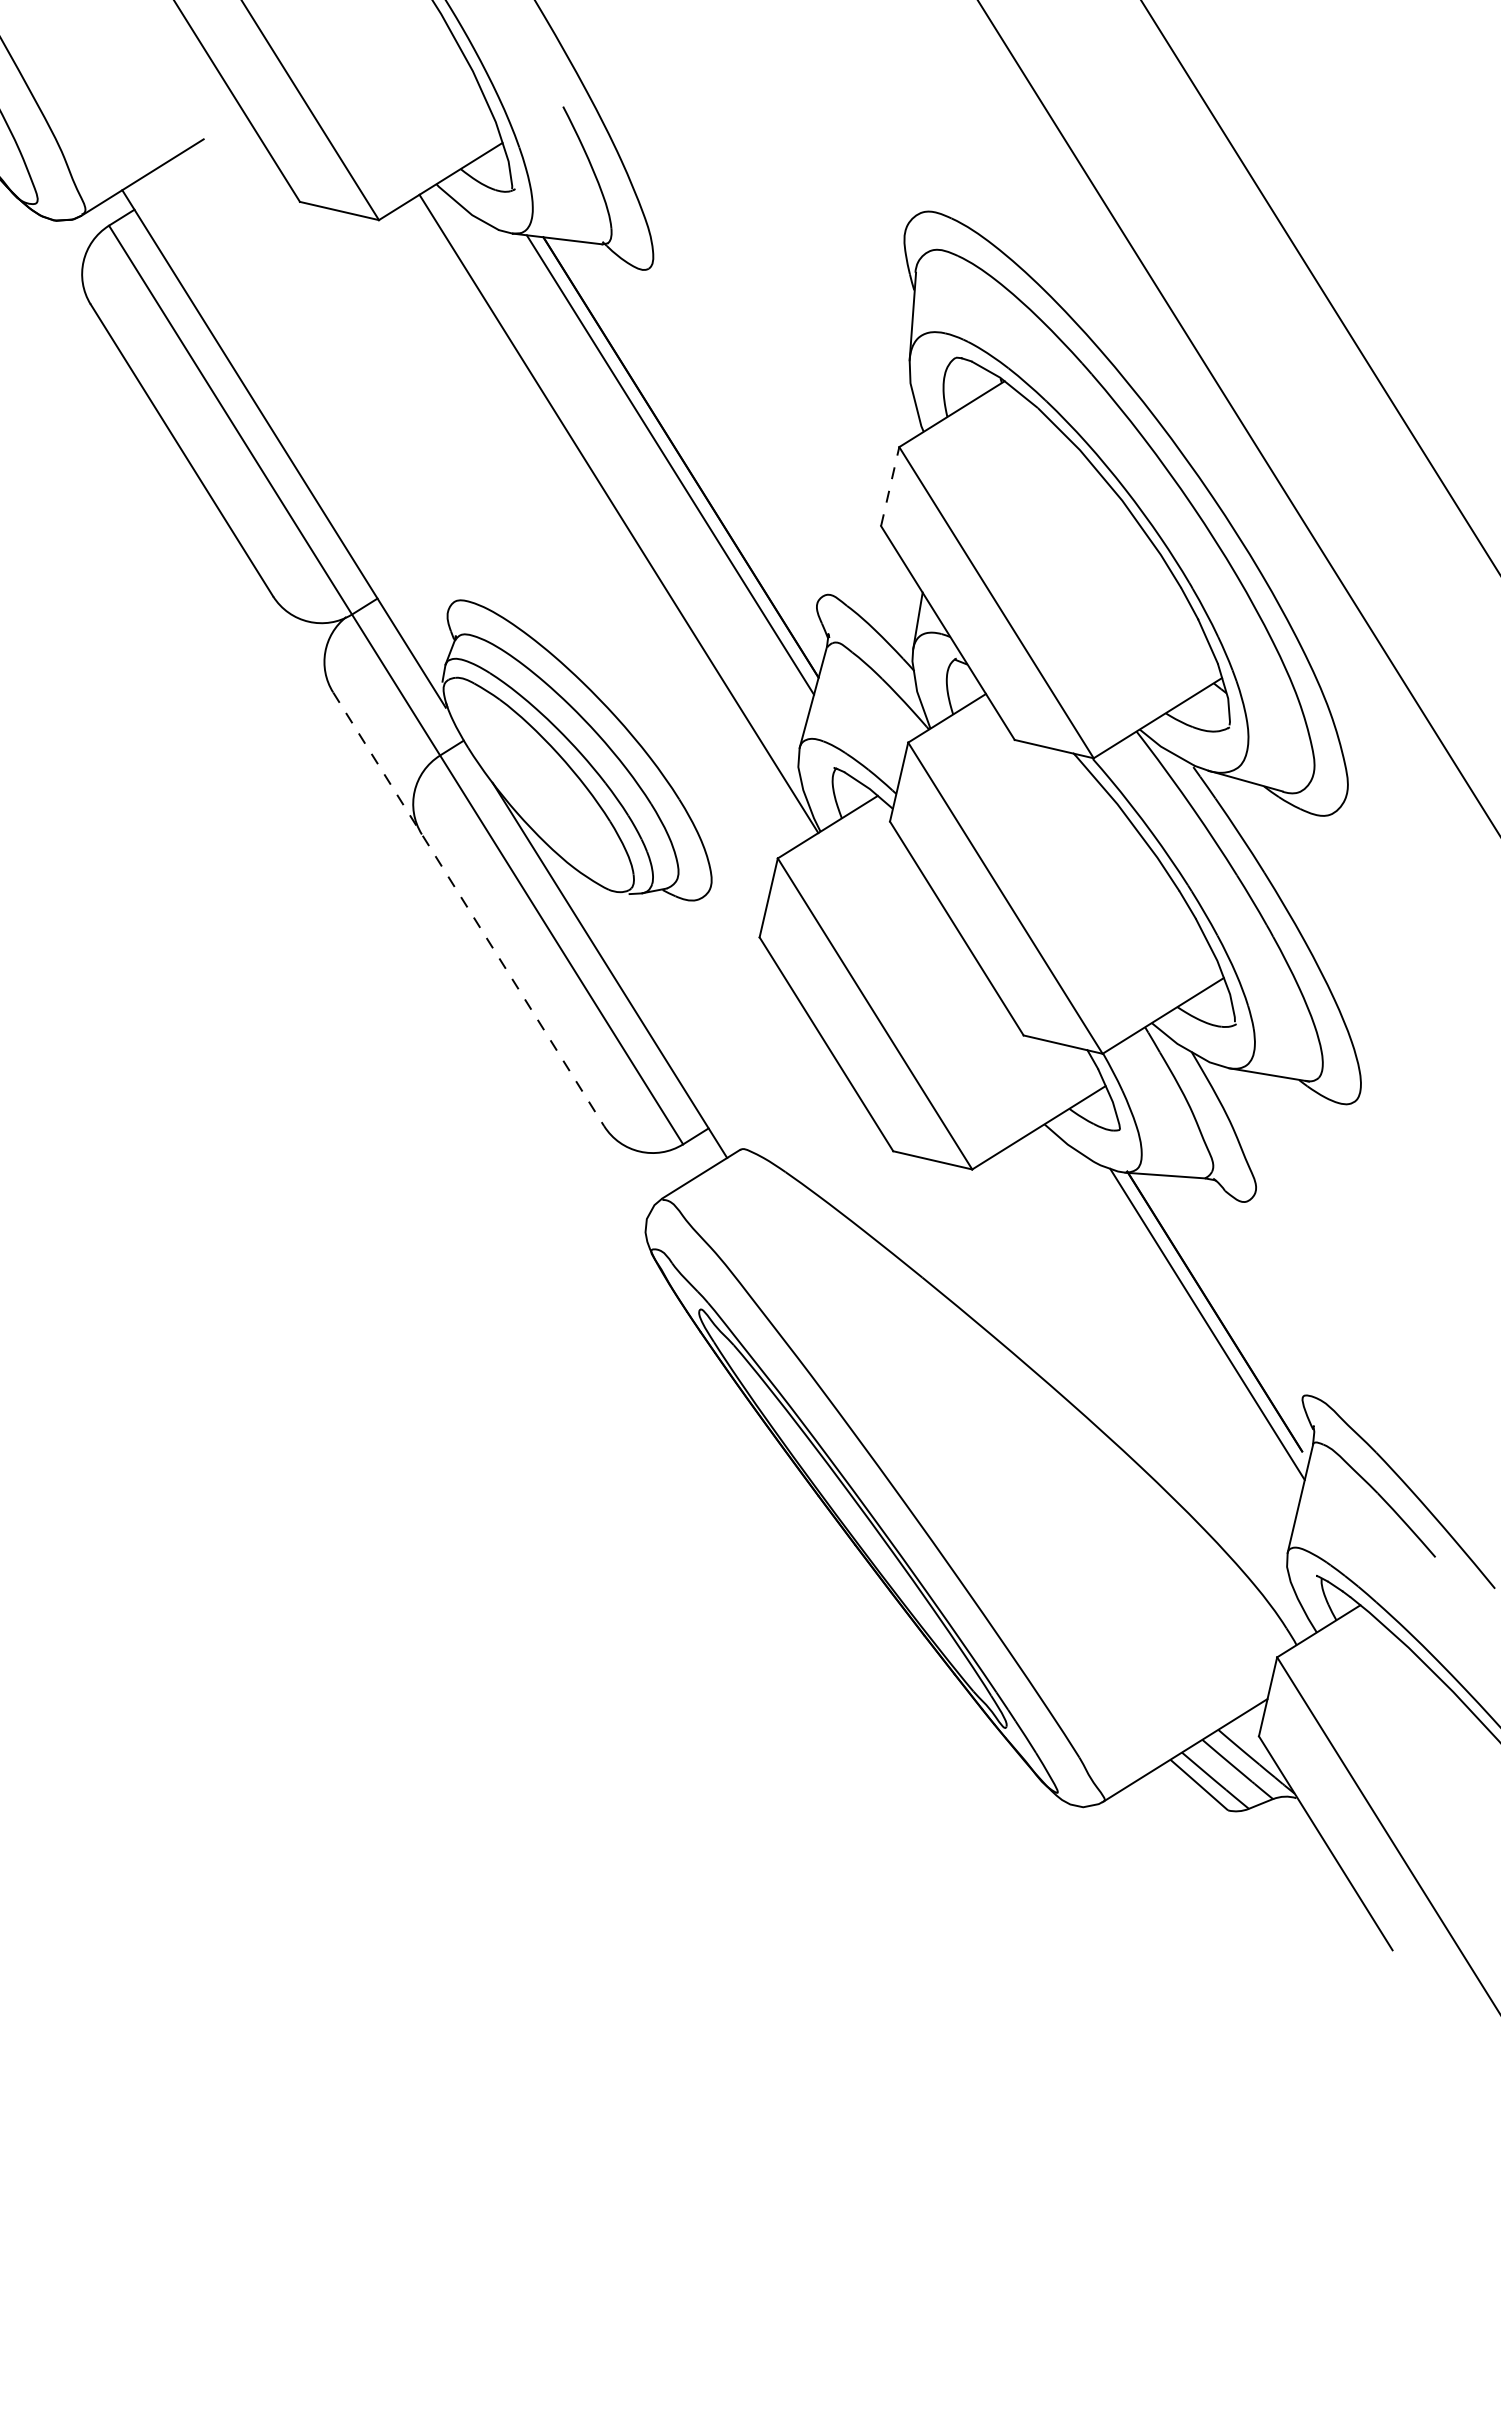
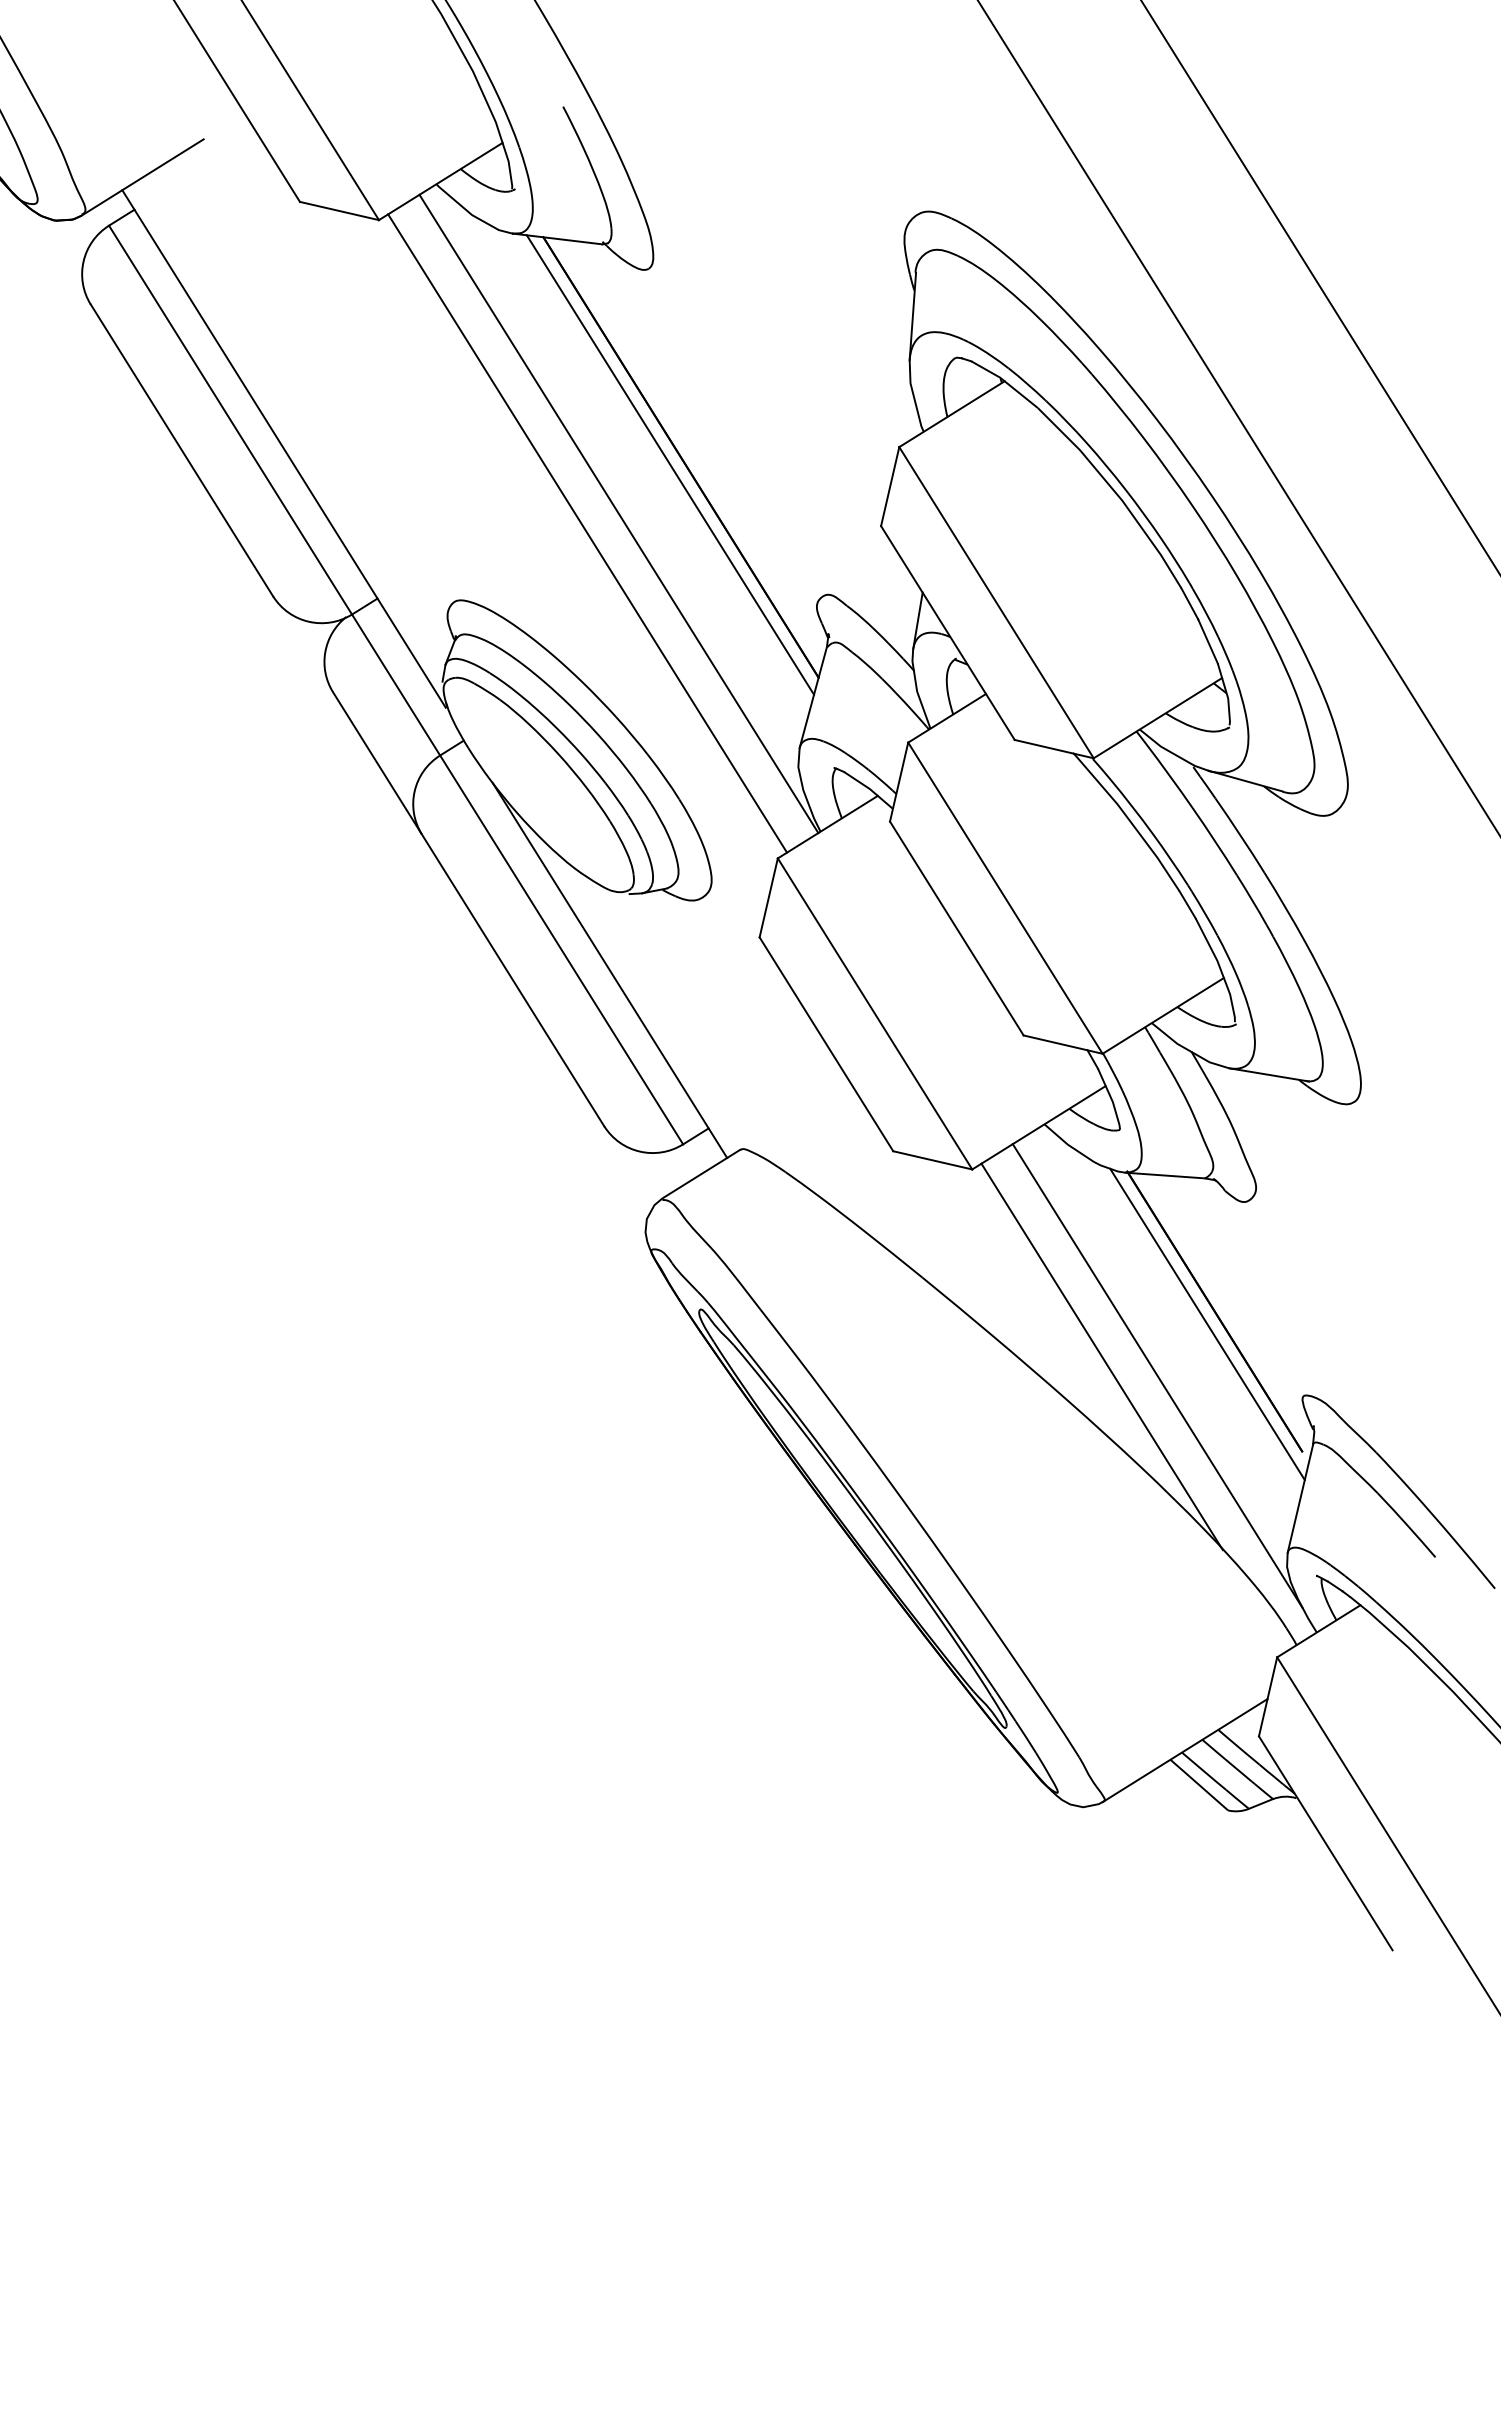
line: dashed -> solid (890, 486)
line: none -> present (587, 533)
line: dashed -> solid (468, 909)
line: none -> present (1101, 1356)
line: none -> present (1157, 1376)
